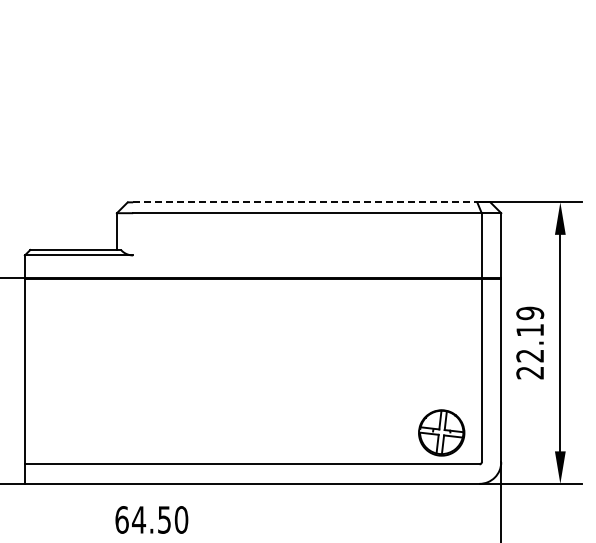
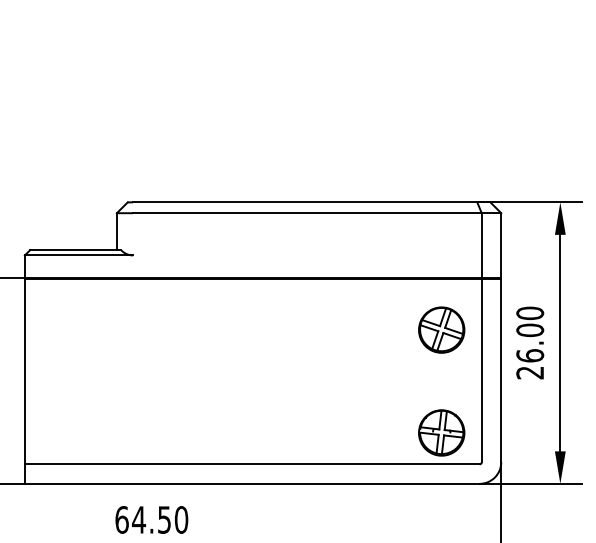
line: dashed -> solid (305, 202)
part: none -> present (441, 329)
text: 22.19 -> 26.00 (530, 334)
